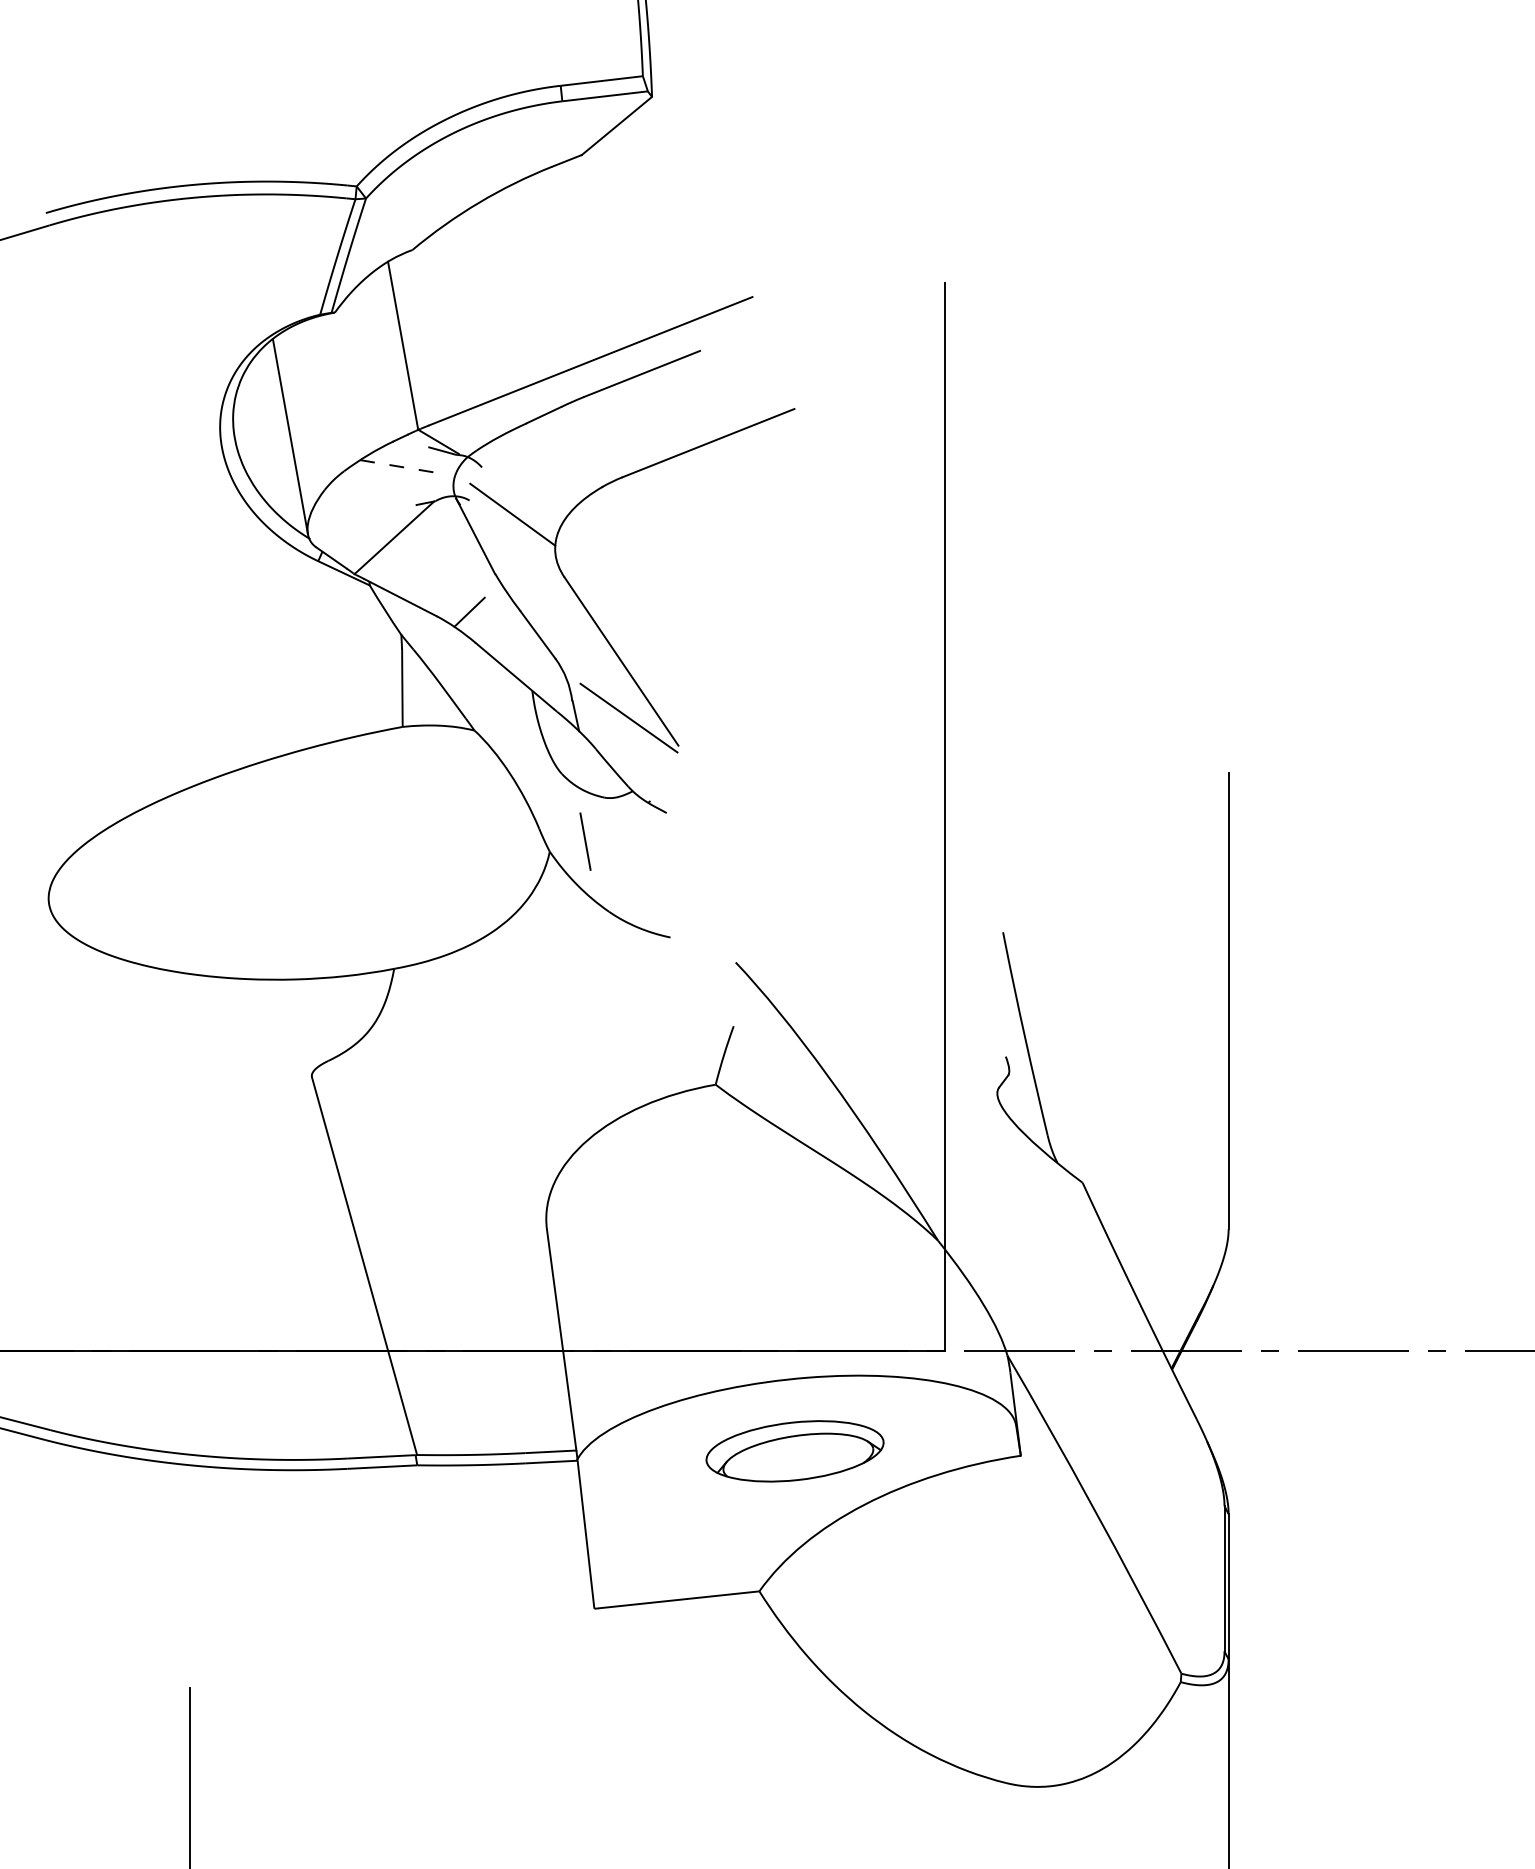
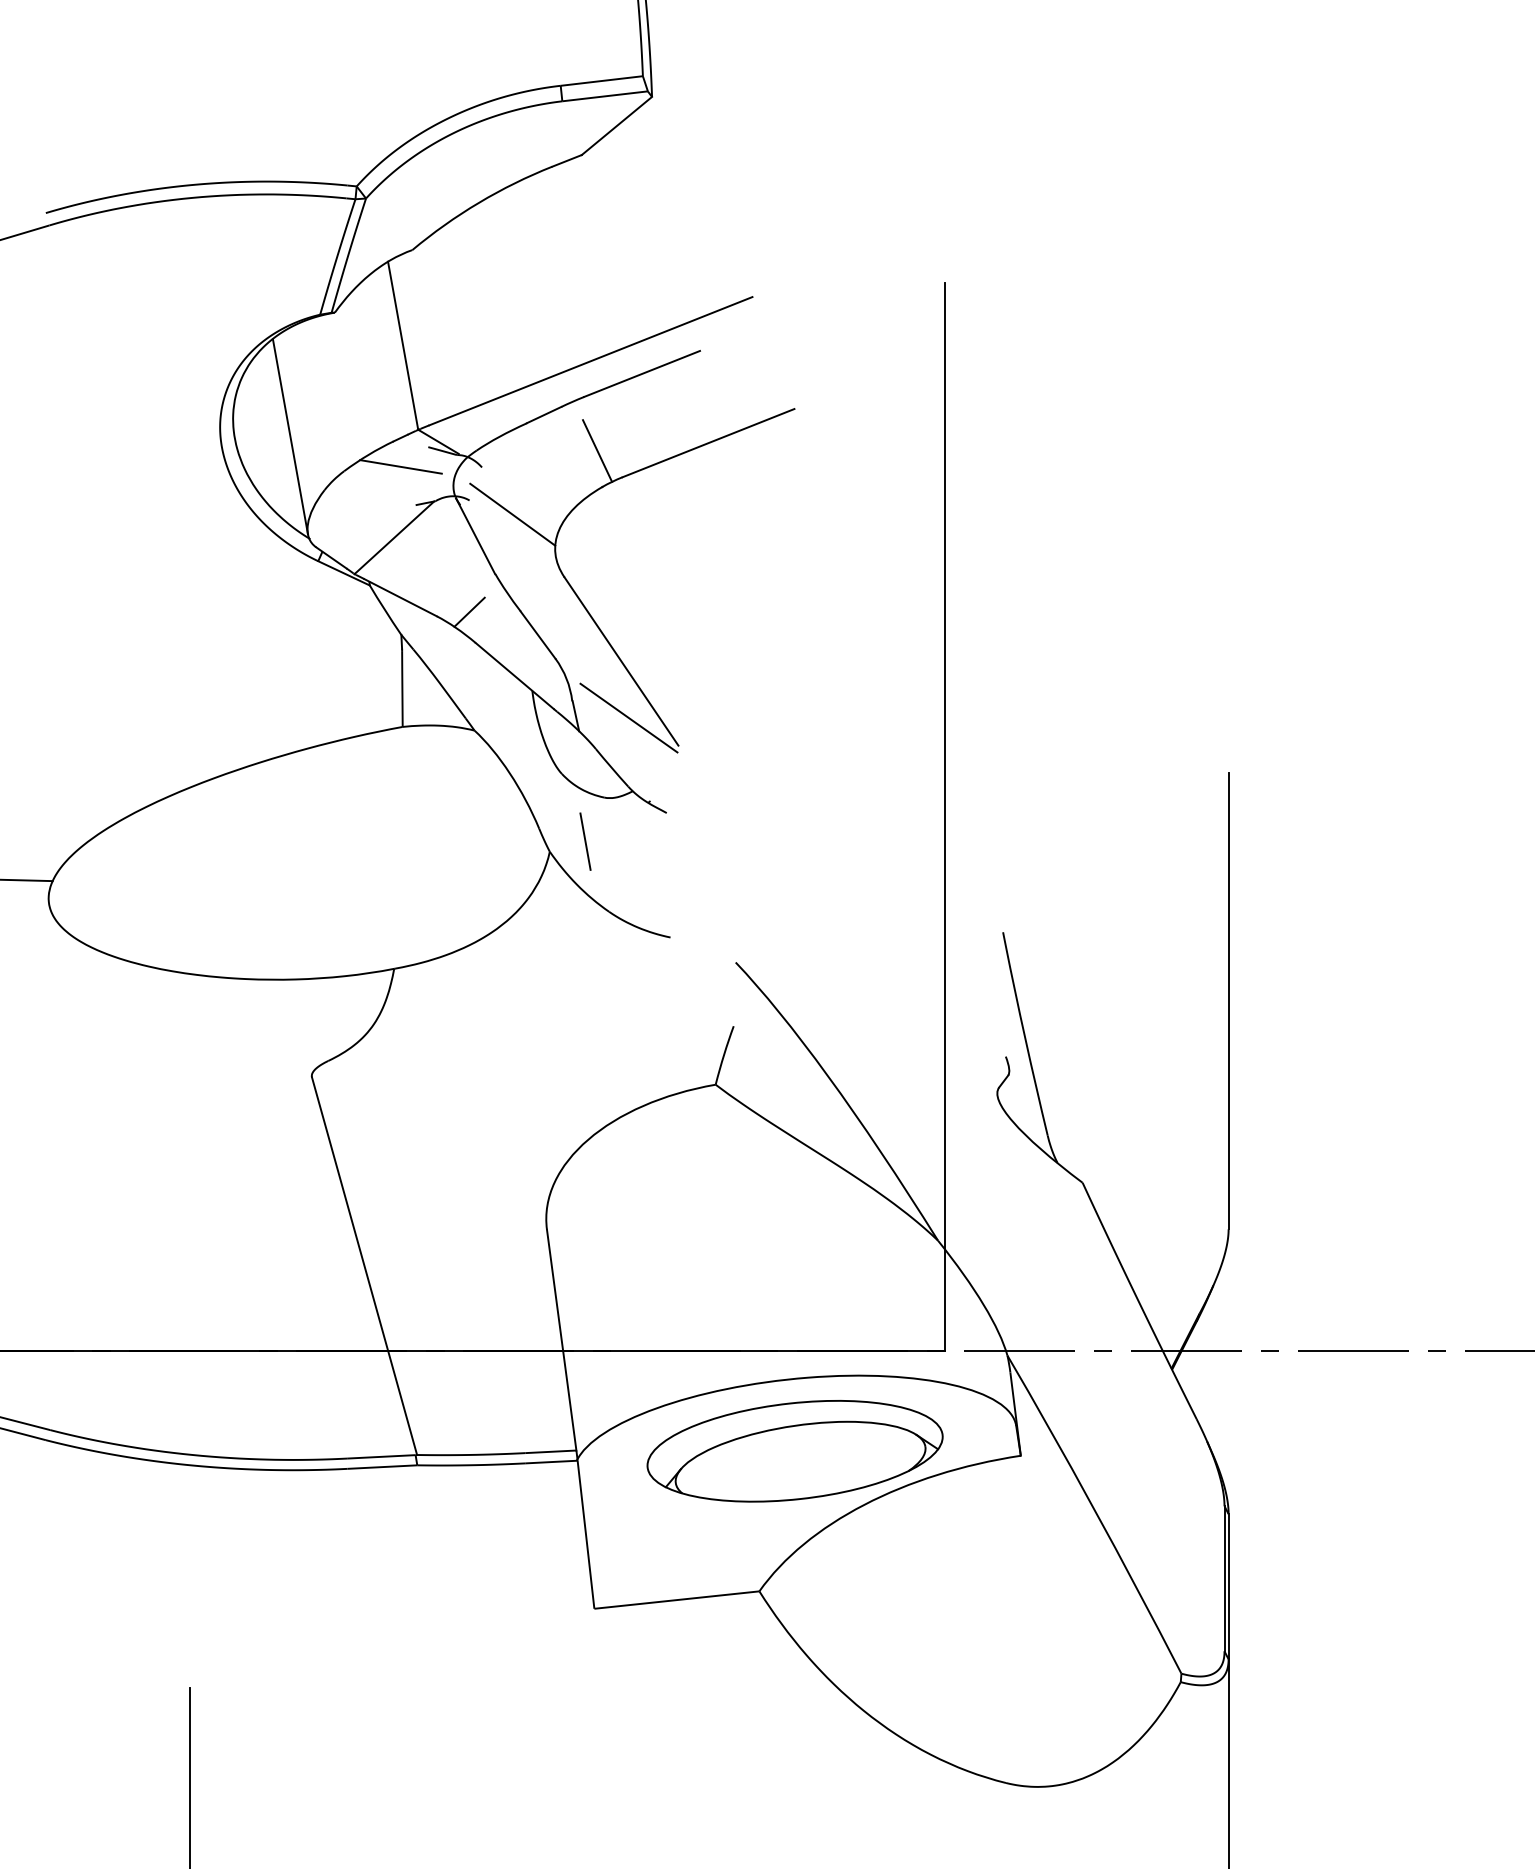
line: none -> present (597, 450)
line: dashed -> solid (401, 466)
line: none -> present (27, 880)
part size: 180x63 px -> 298x103 px (794, 1451)
